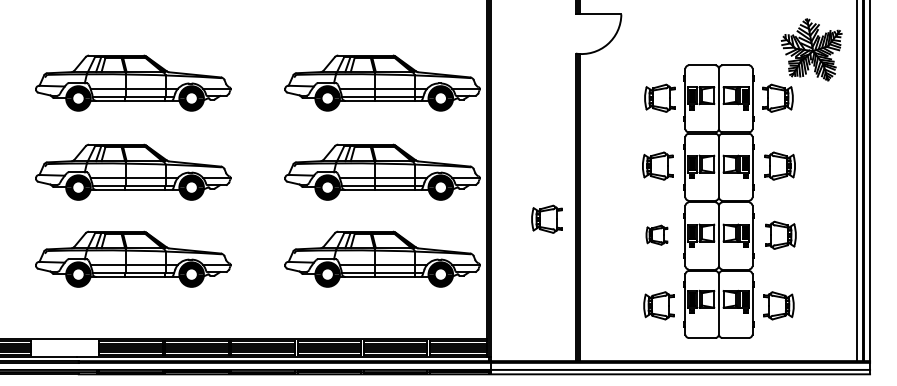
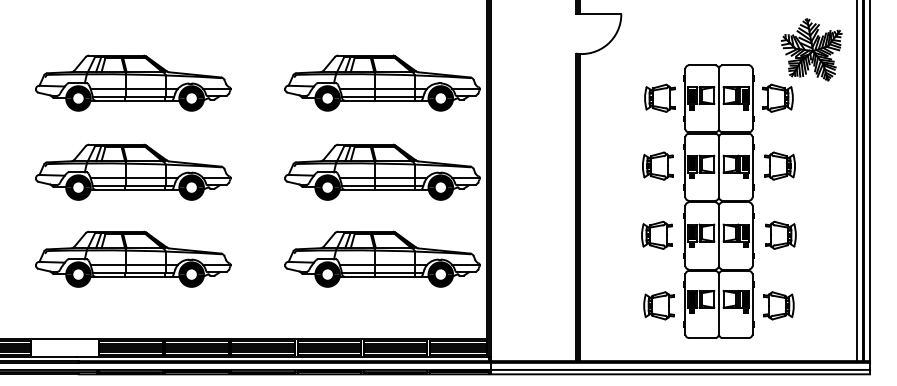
part: present -> none (546, 218)
part size: 24x22 px -> 32x30 px (656, 234)
